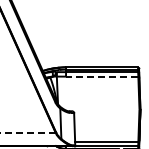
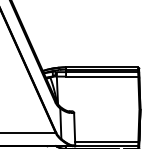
line: dashed -> solid (101, 76)
line: dashed -> solid (27, 132)
